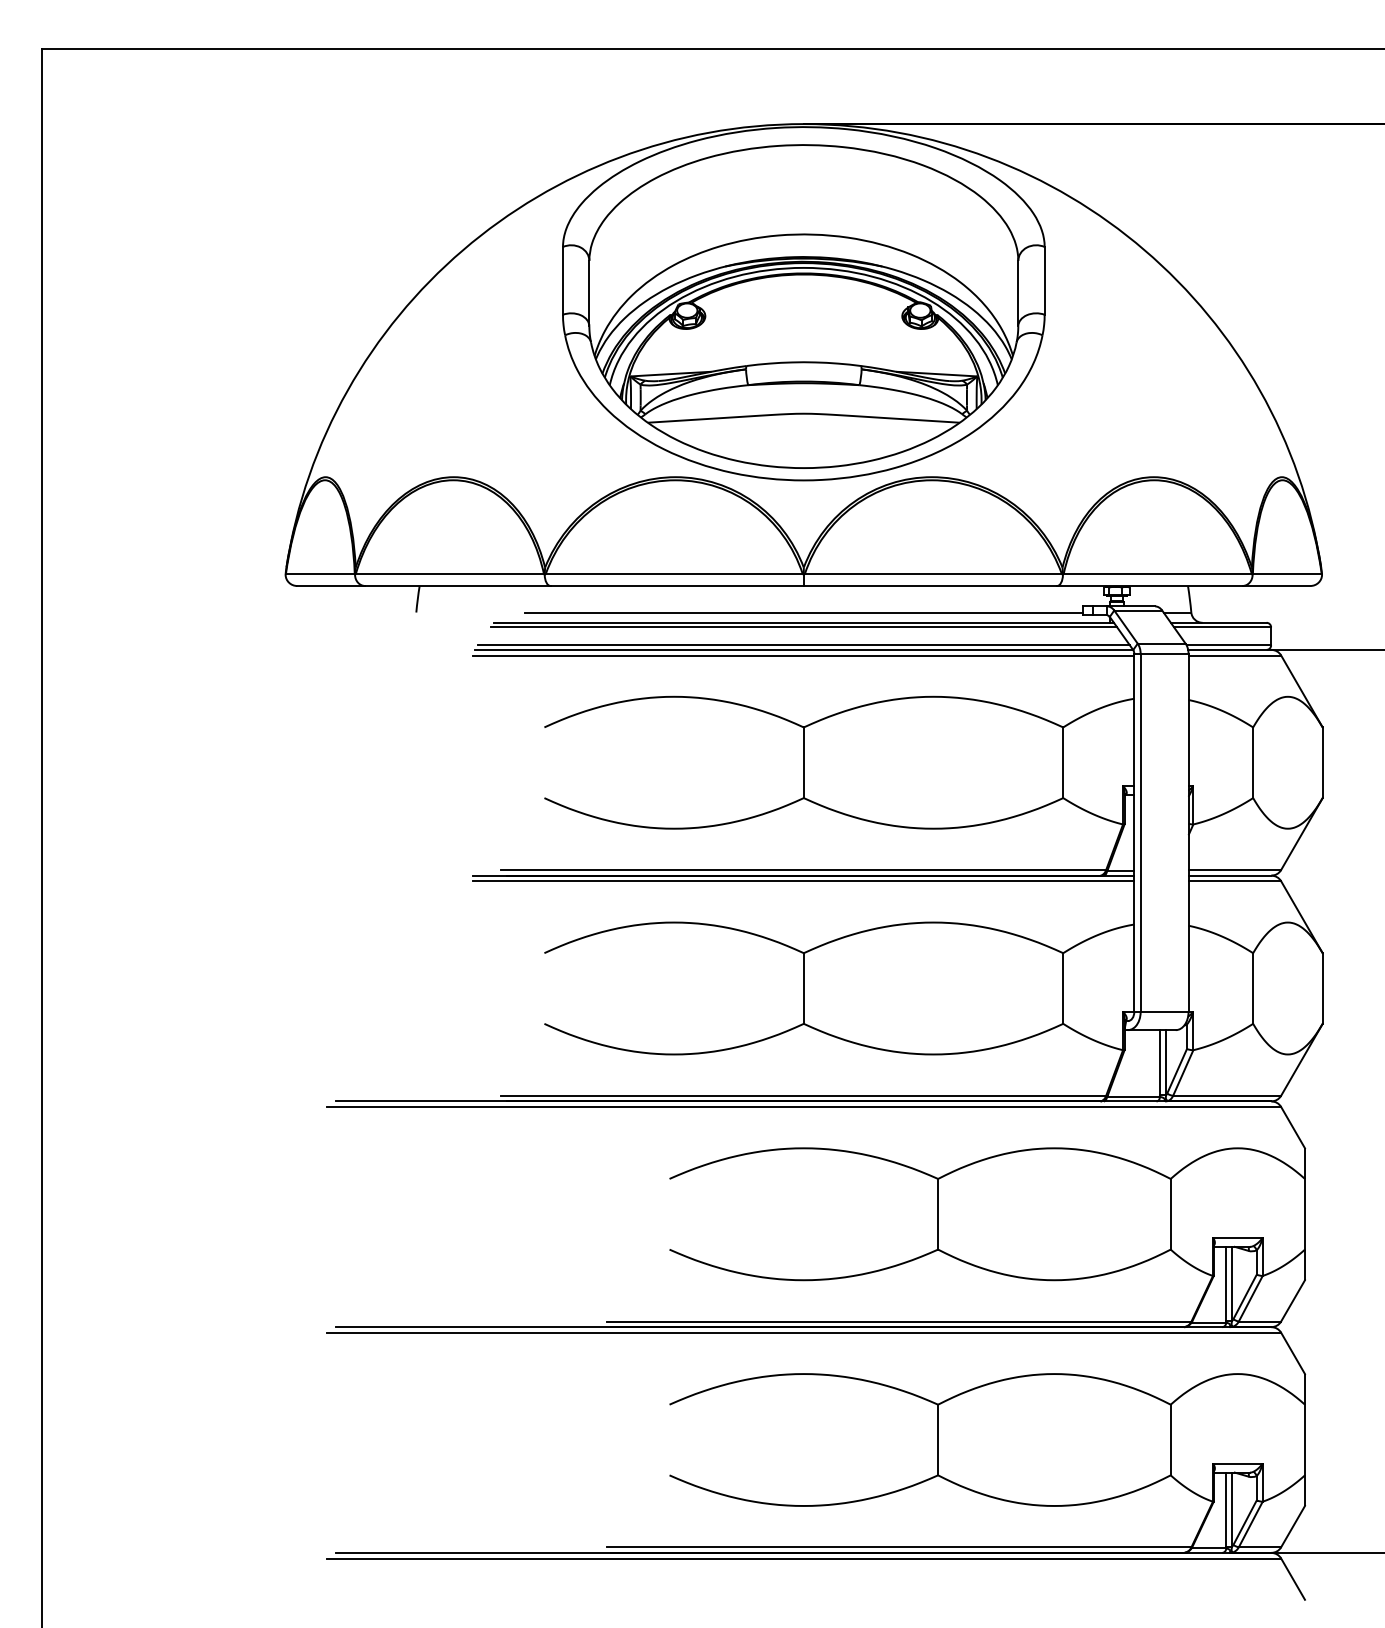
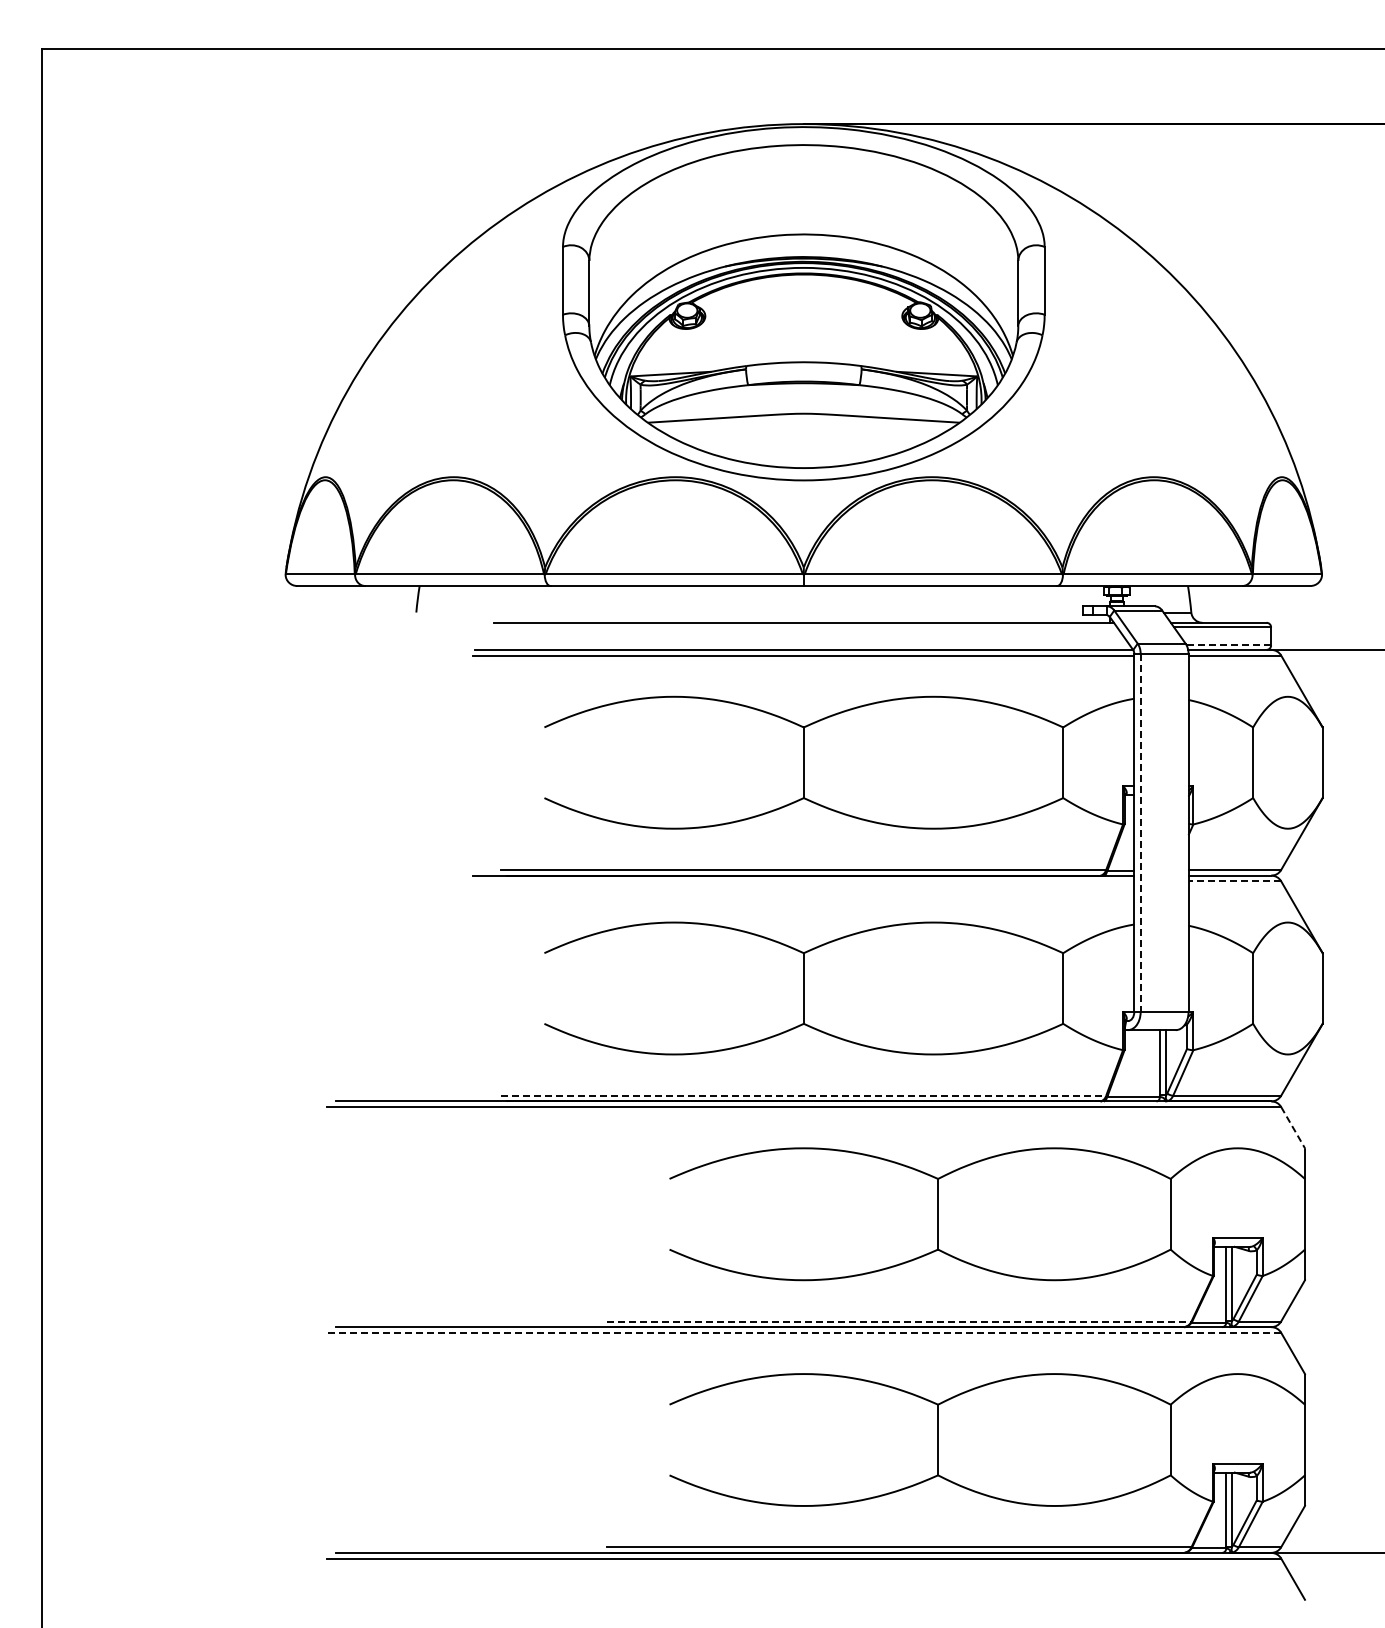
line: present -> none (803, 612)
line: present -> none (803, 627)
line: present -> none (803, 645)
line: solid -> dashed (1229, 645)
line: solid -> dashed (1140, 833)
line: present -> none (803, 881)
line: solid -> dashed (1234, 881)
line: solid -> dashed (804, 1095)
line: solid -> dashed (1293, 1127)
line: solid -> dashed (899, 1321)
line: solid -> dashed (803, 1332)
